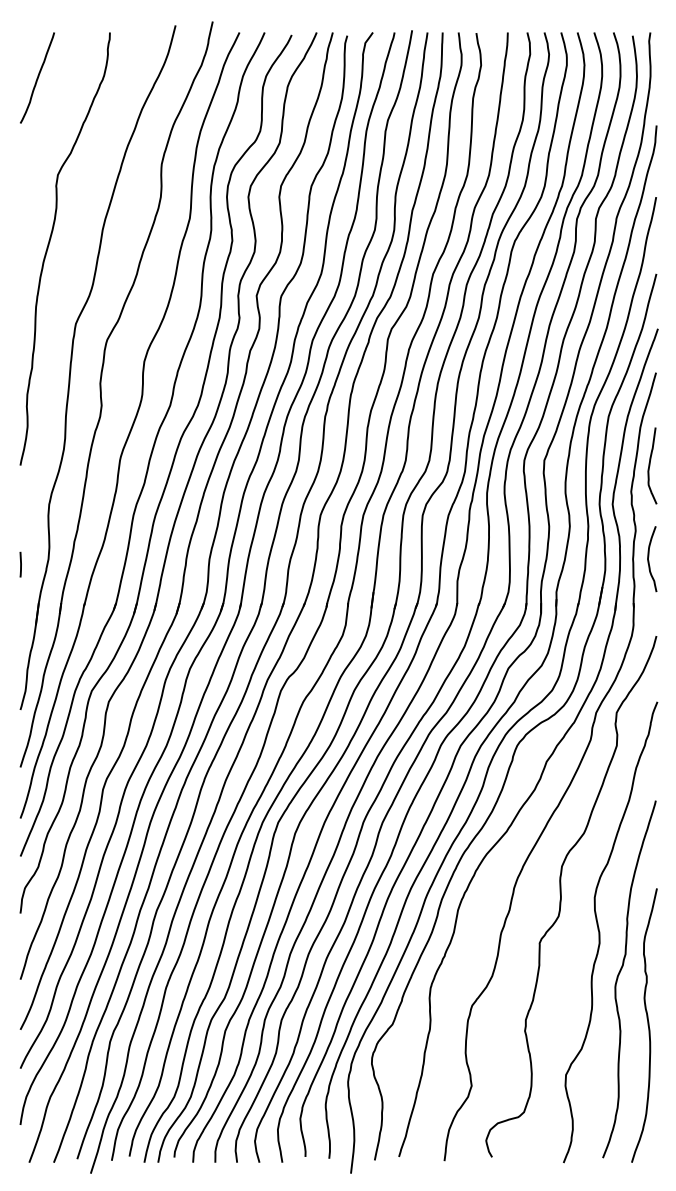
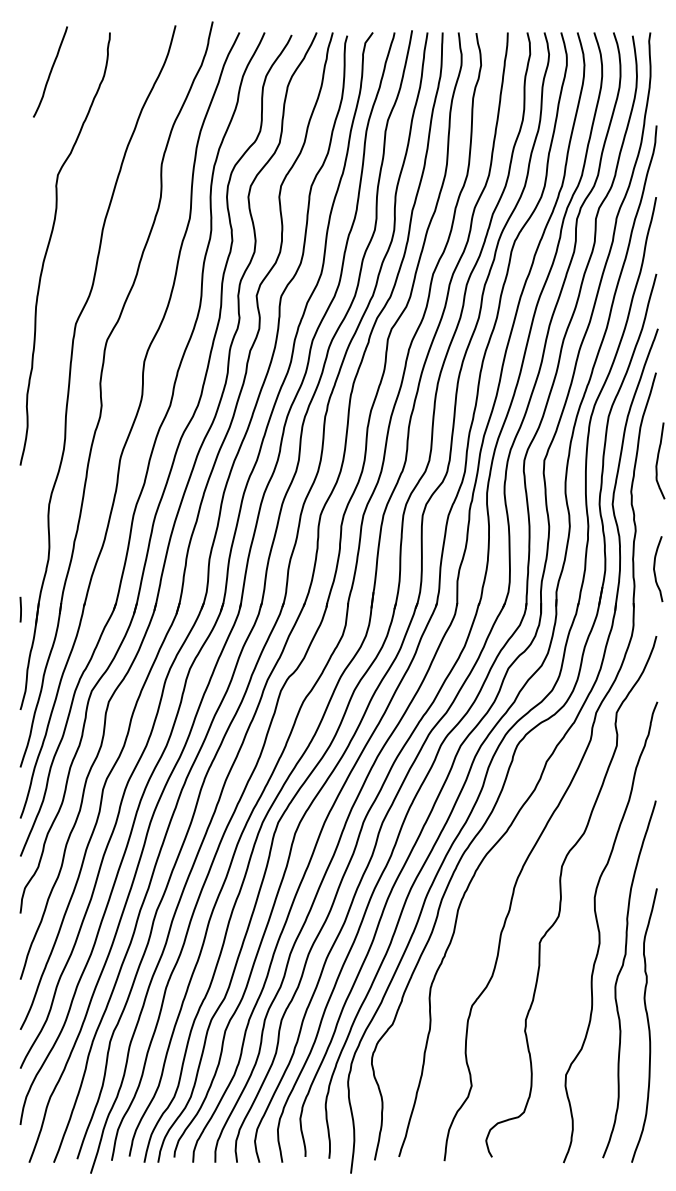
curve position: (37, 77) -> (50, 71) (50, 71)
curve position: (650, 465) -> (658, 460) (658, 460)
curve position: (649, 560) -> (655, 570) (655, 570)
line position: (20, 564) -> (20, 609) (20, 609)
